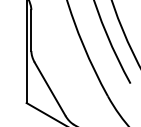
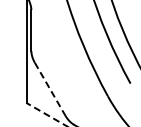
line: solid -> dashed (50, 89)
line: solid -> dashed (47, 115)
